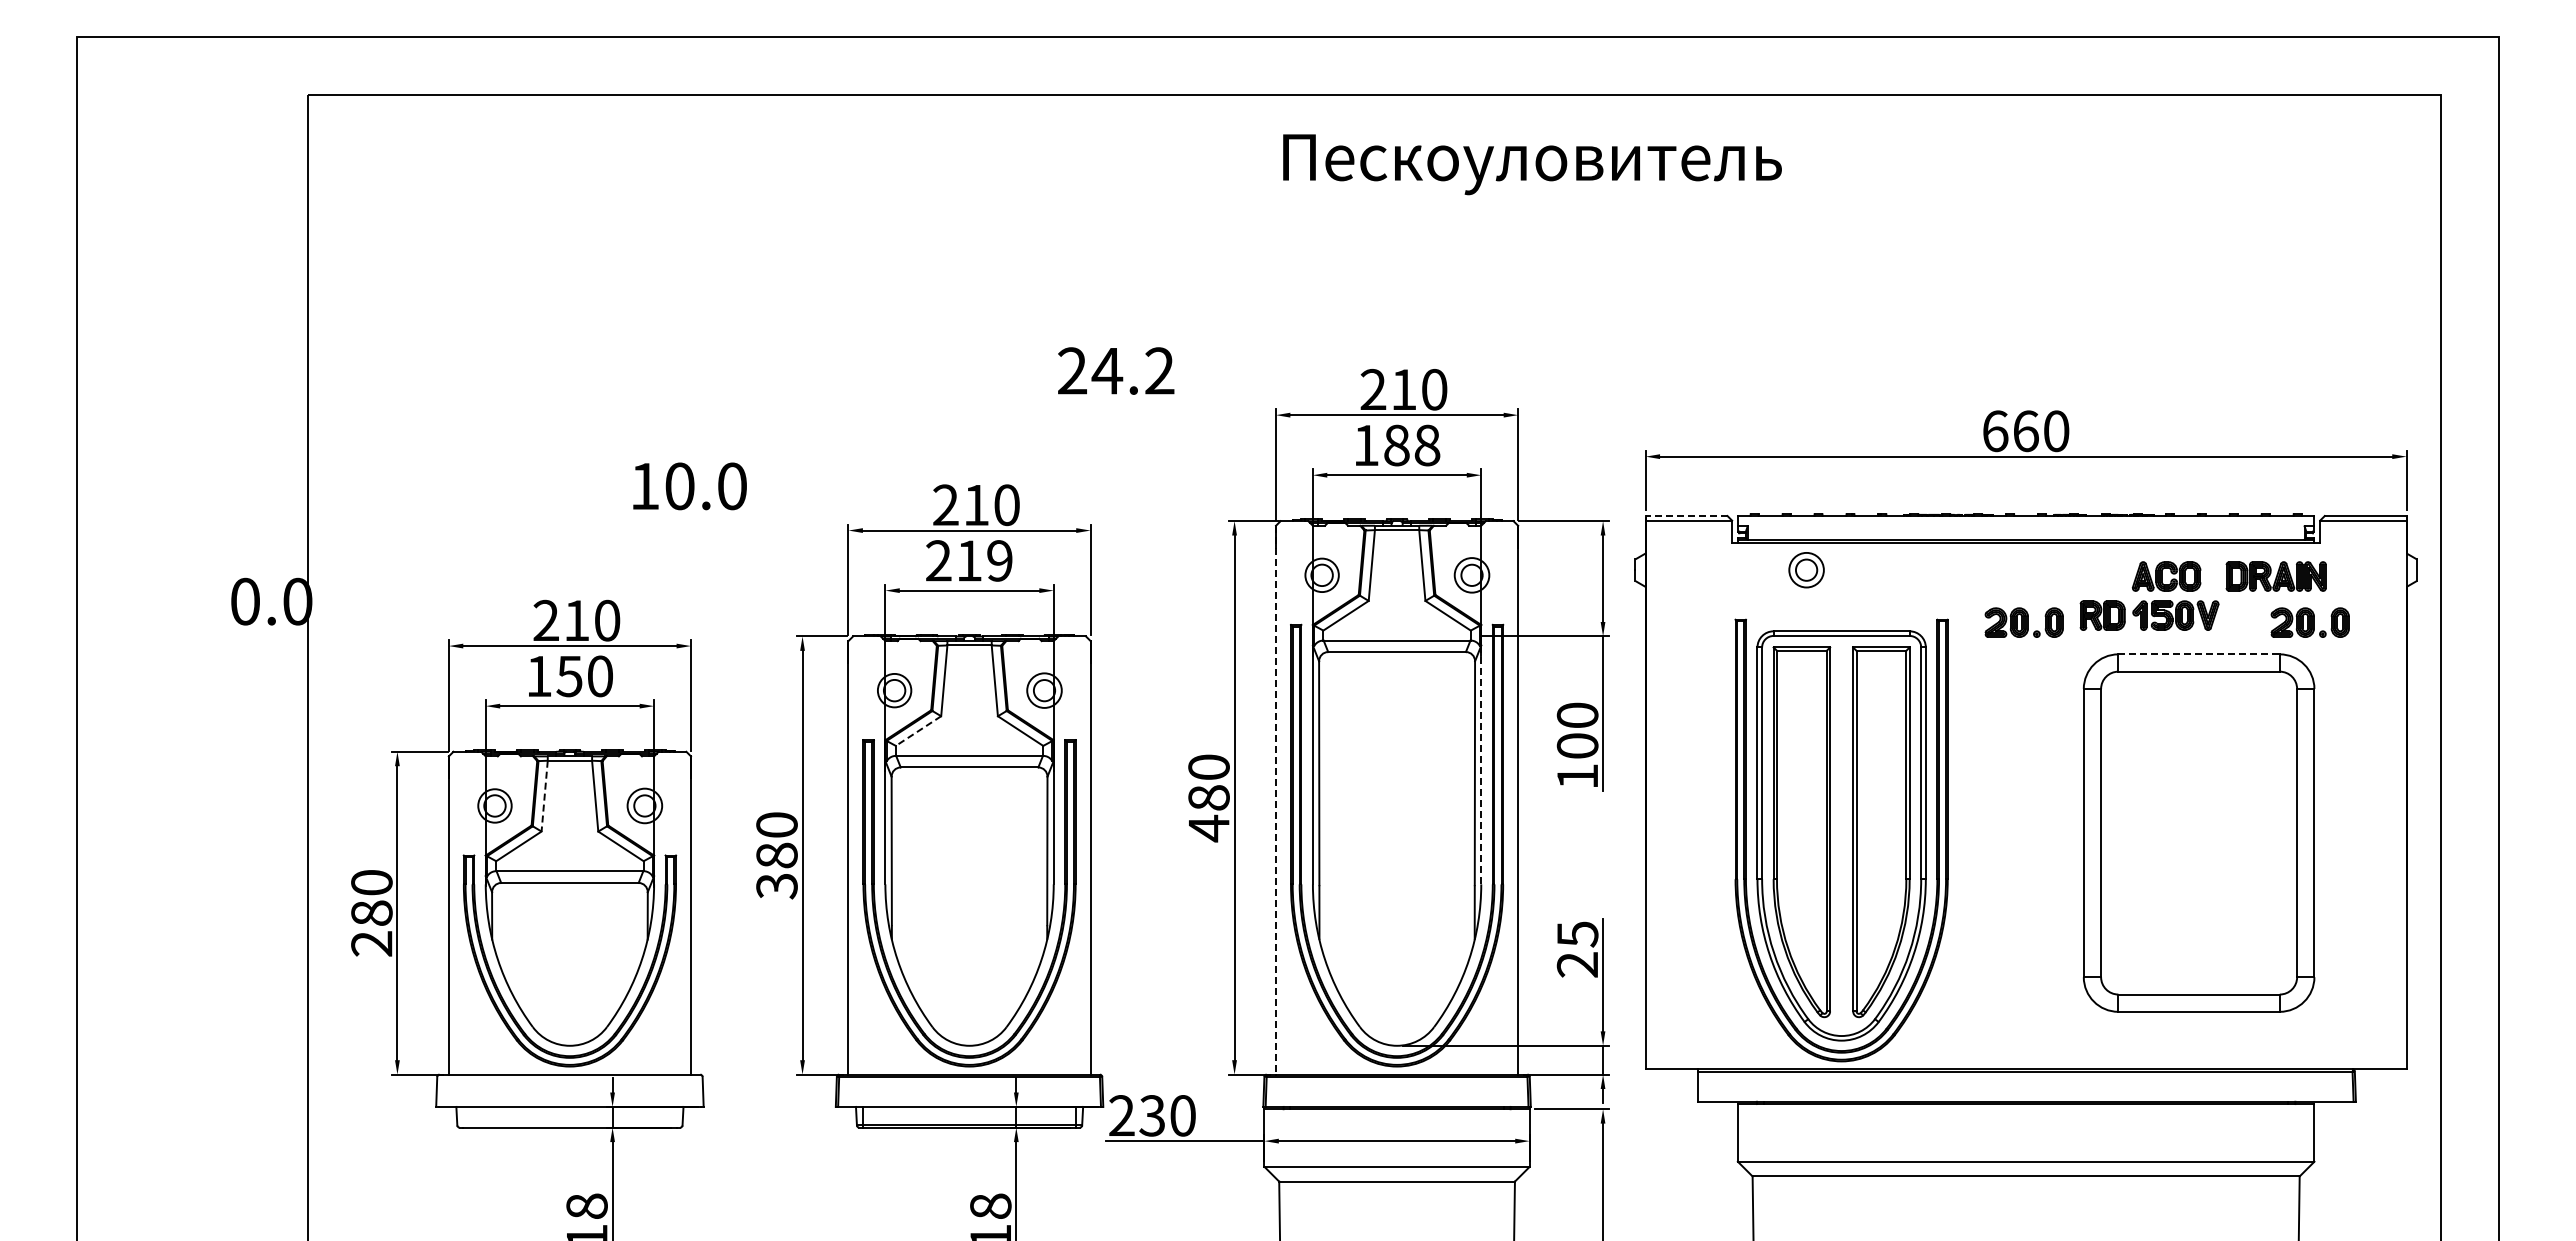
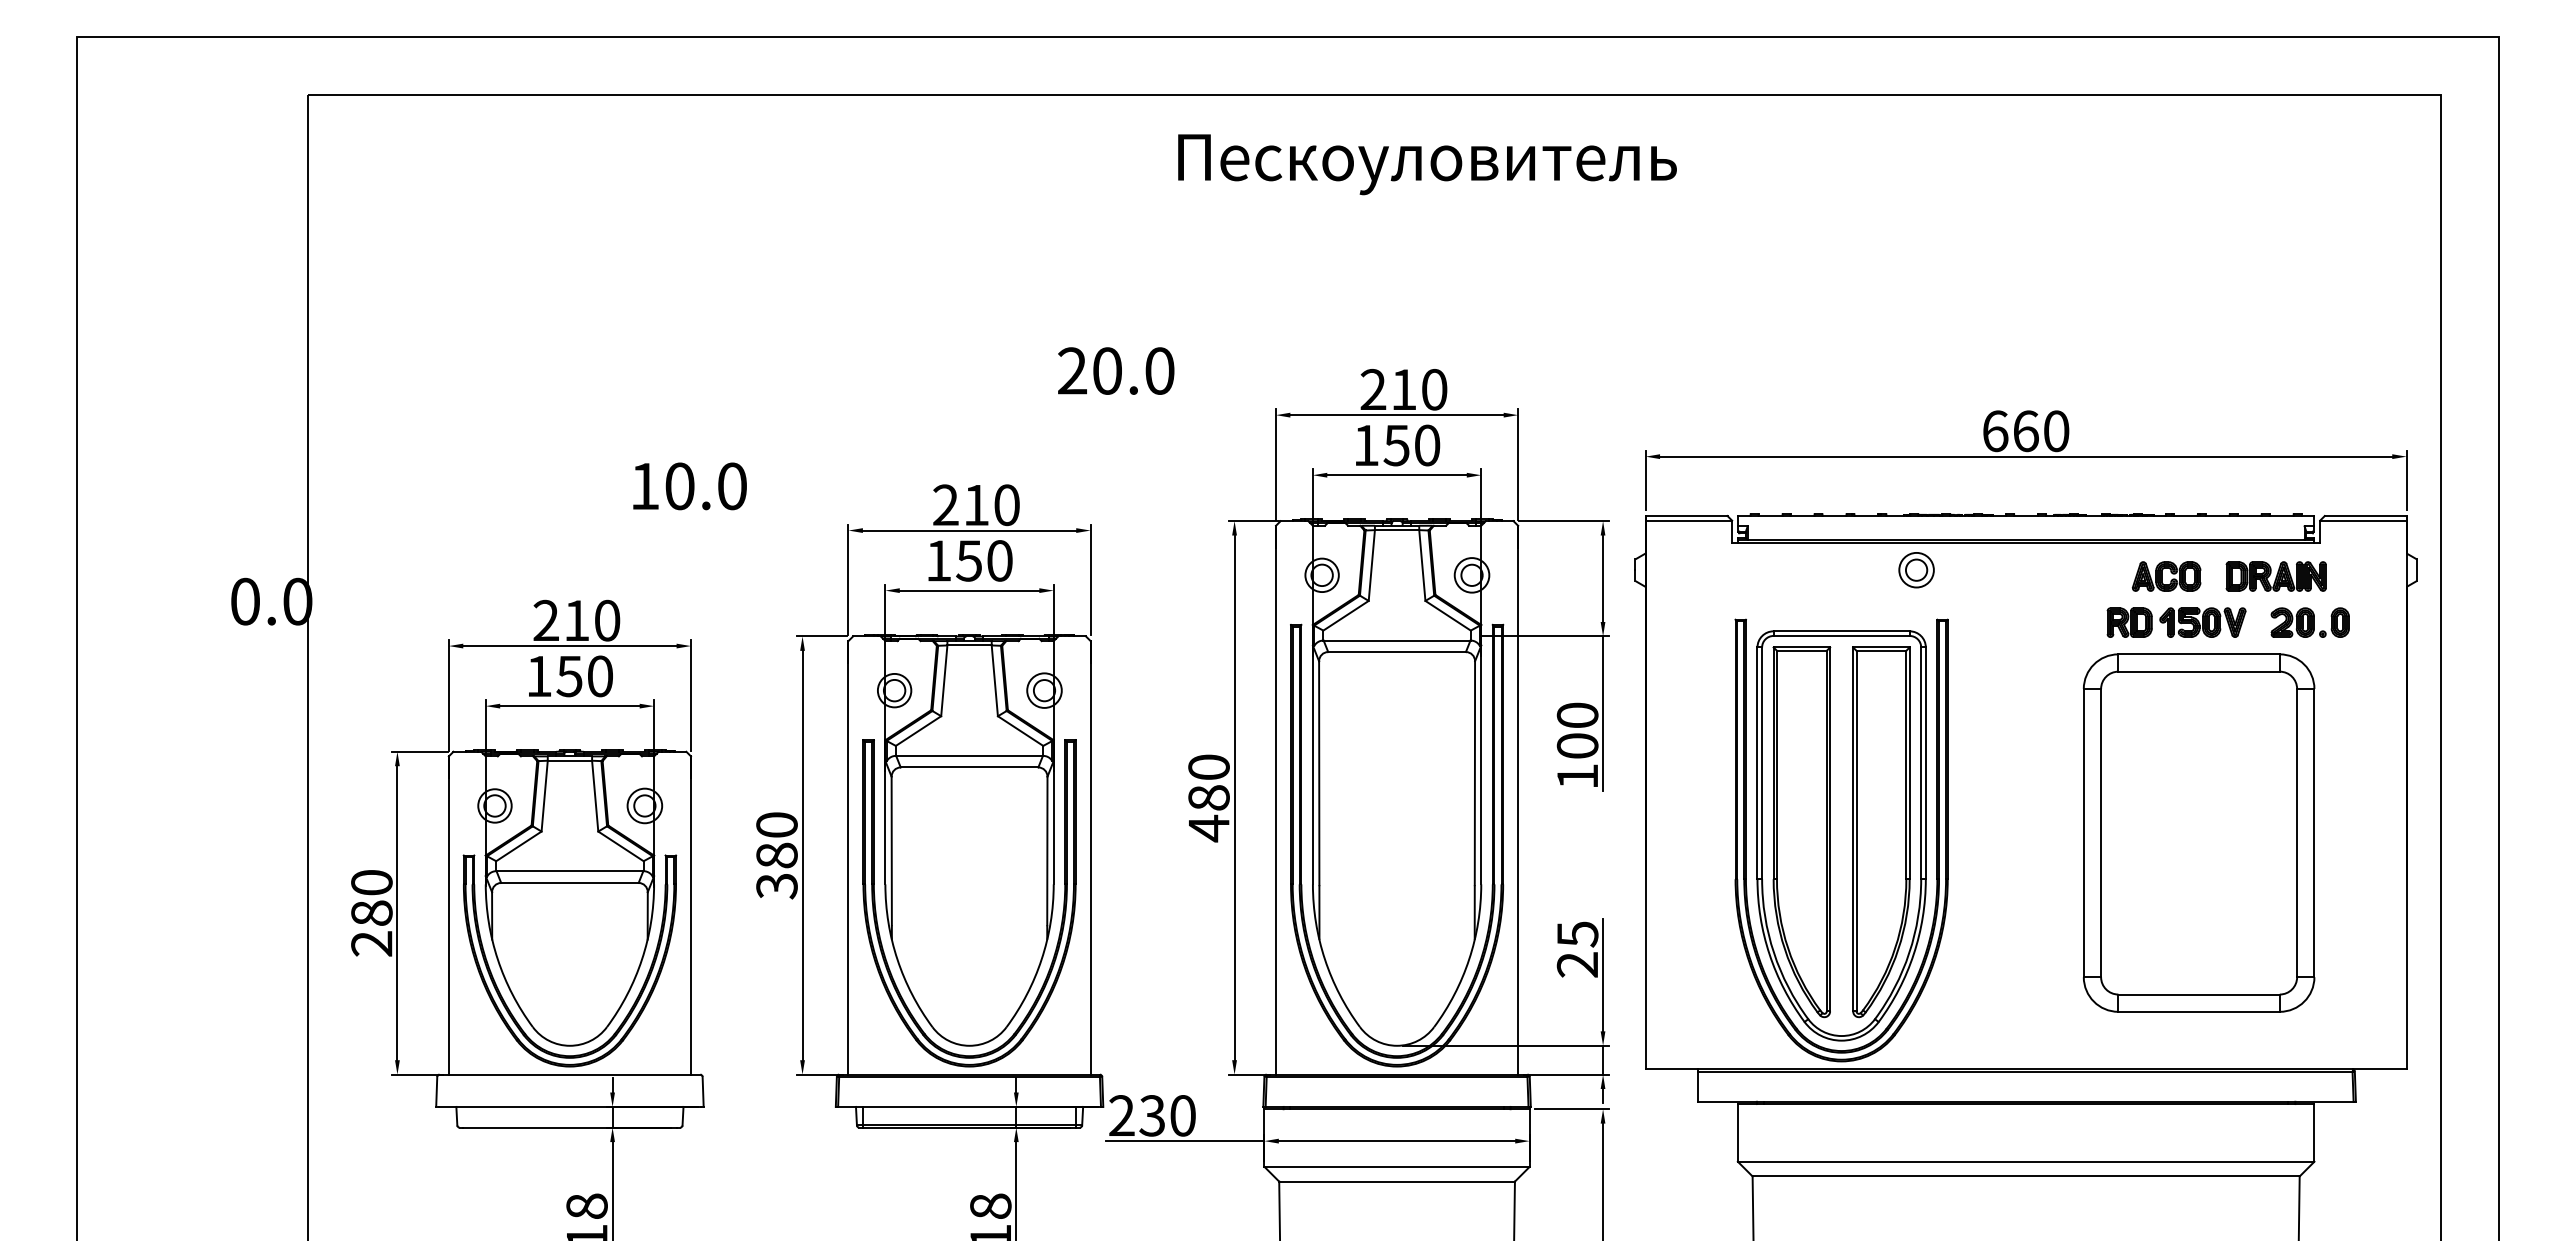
text position: (1532, 164) -> (1427, 164) (1427, 164)
text: 24.2 -> 20.0 (1132, 370)
text: 188 -> 150 (1411, 445)
line: dashed -> solid (1686, 516)
text: 219 -> 150 (969, 560)
part position: (1806, 570) -> (1916, 570) (1916, 570)
part position: (2149, 615) -> (2176, 622) (2176, 622)
part: present -> none (2023, 622)
line: dashed -> solid (2199, 654)
line: dashed -> solid (918, 731)
line: dashed -> solid (1481, 765)
line: dashed -> solid (544, 796)
line: dashed -> solid (1276, 800)
